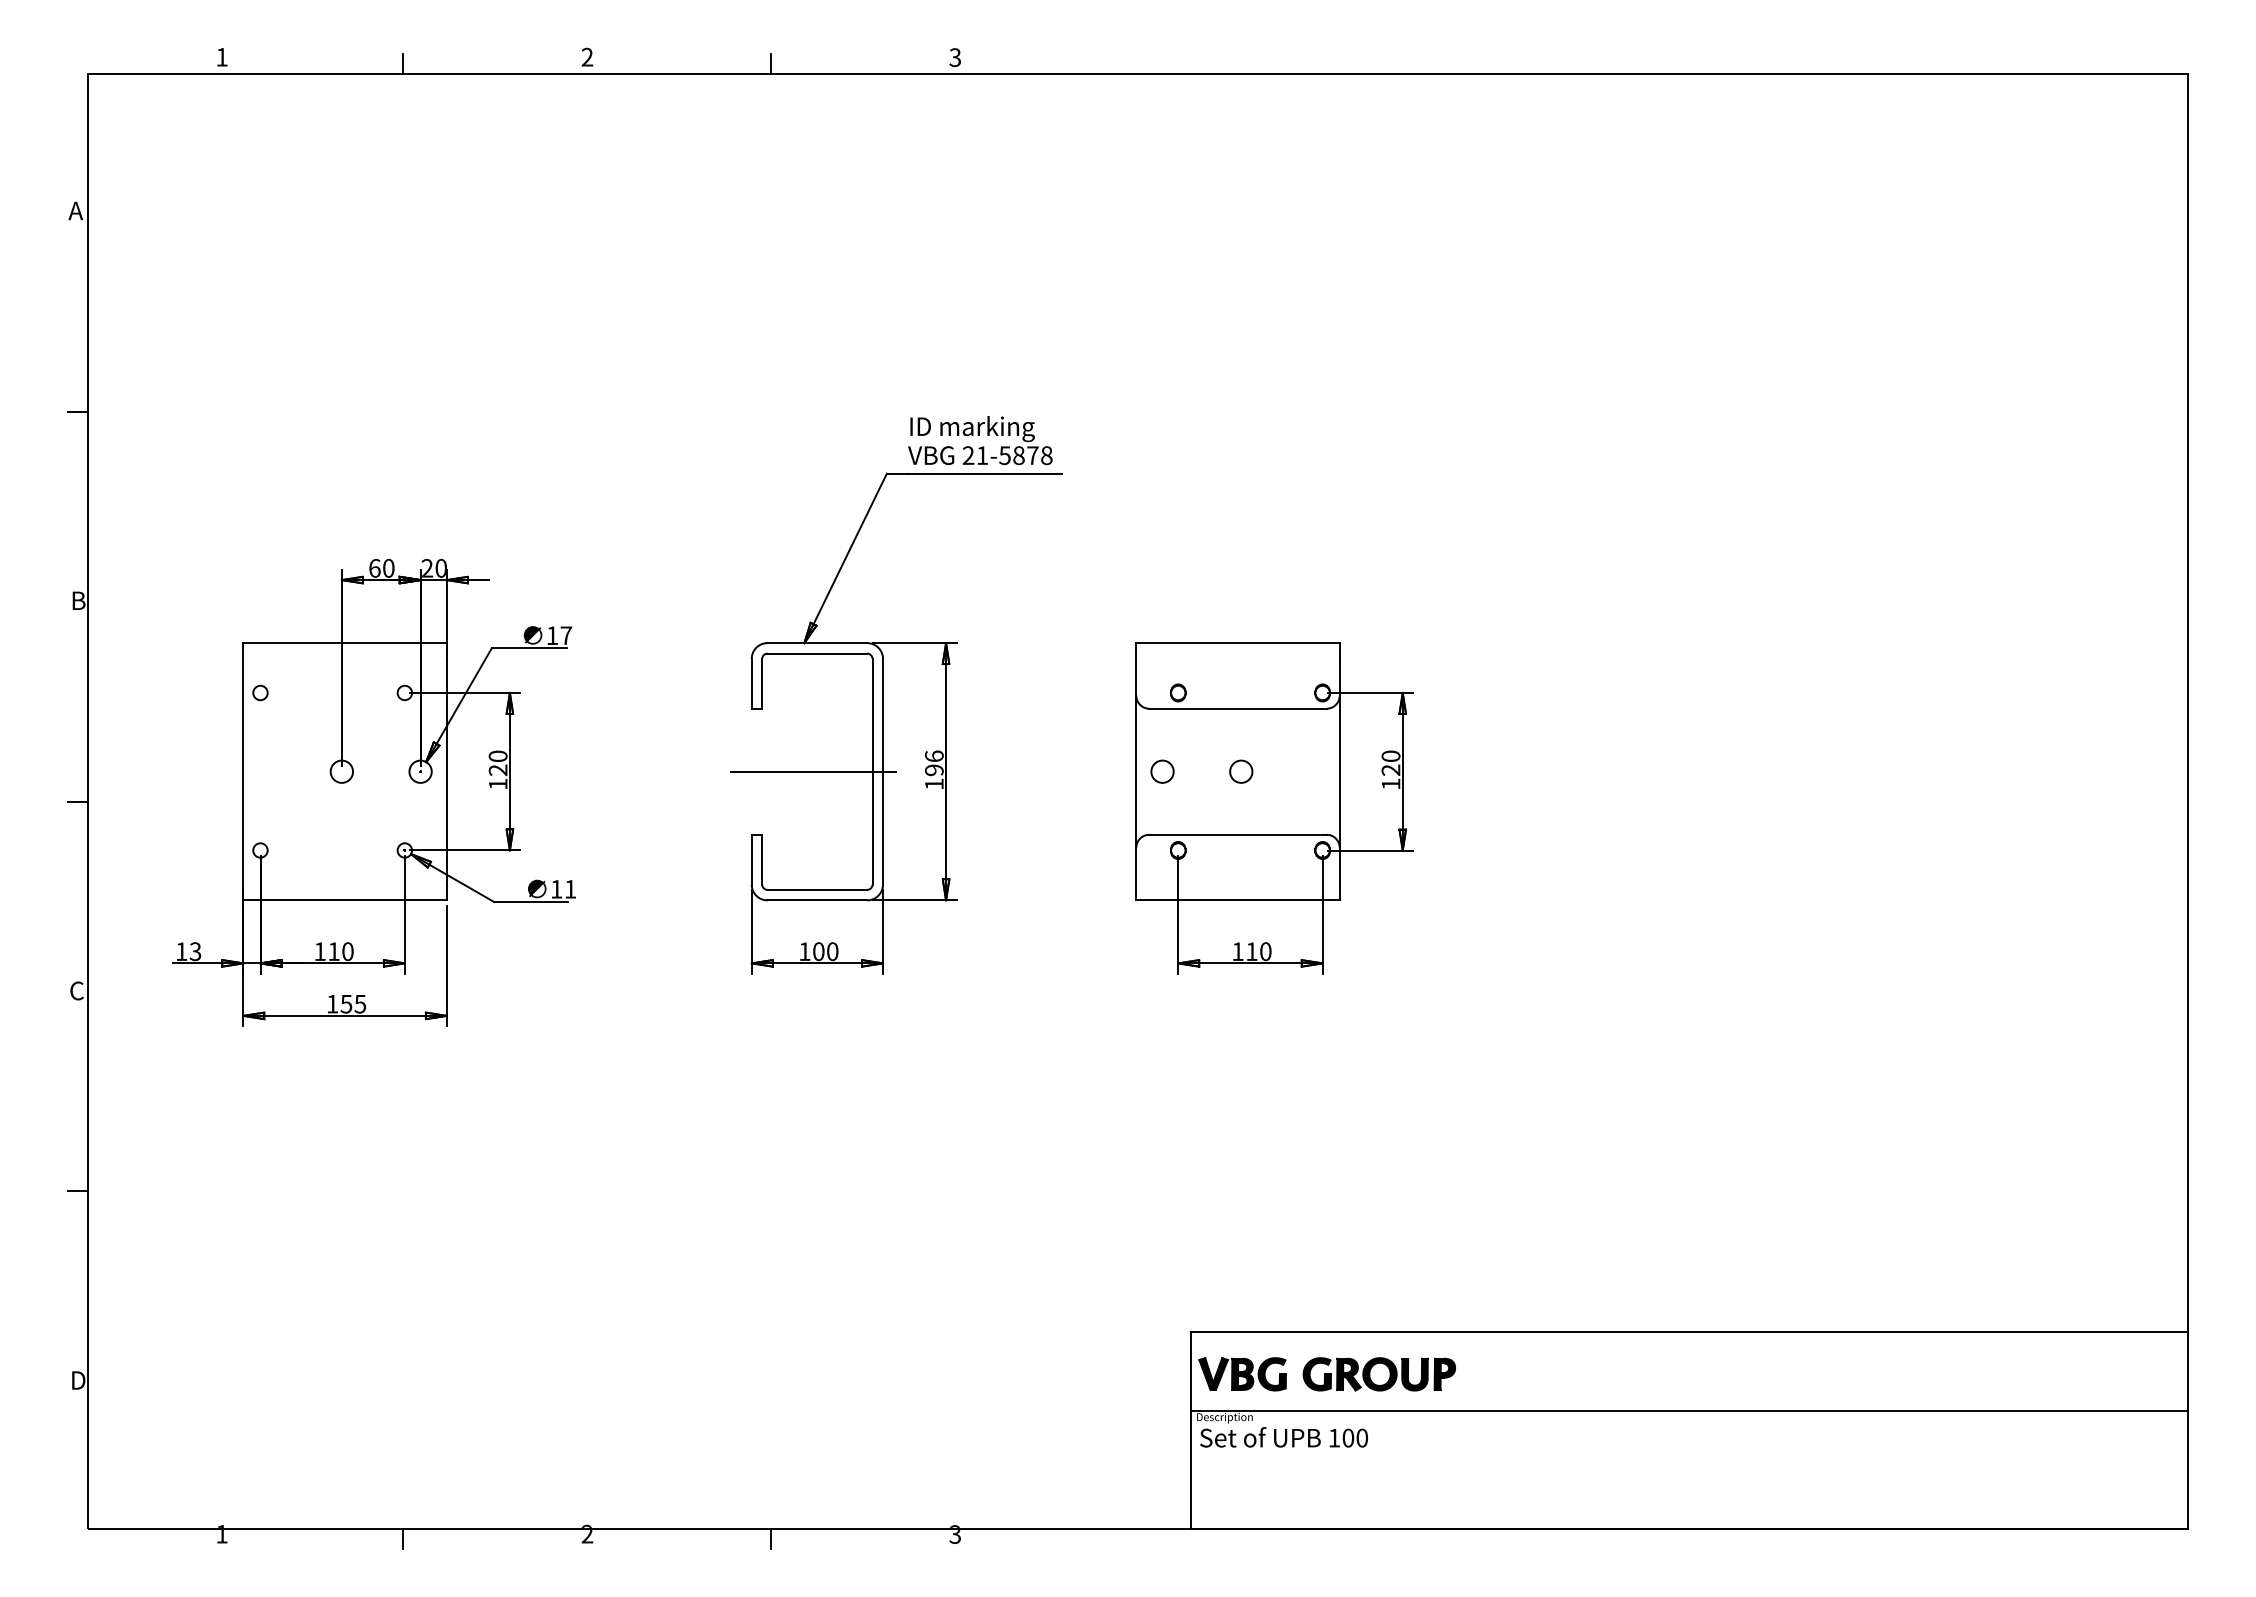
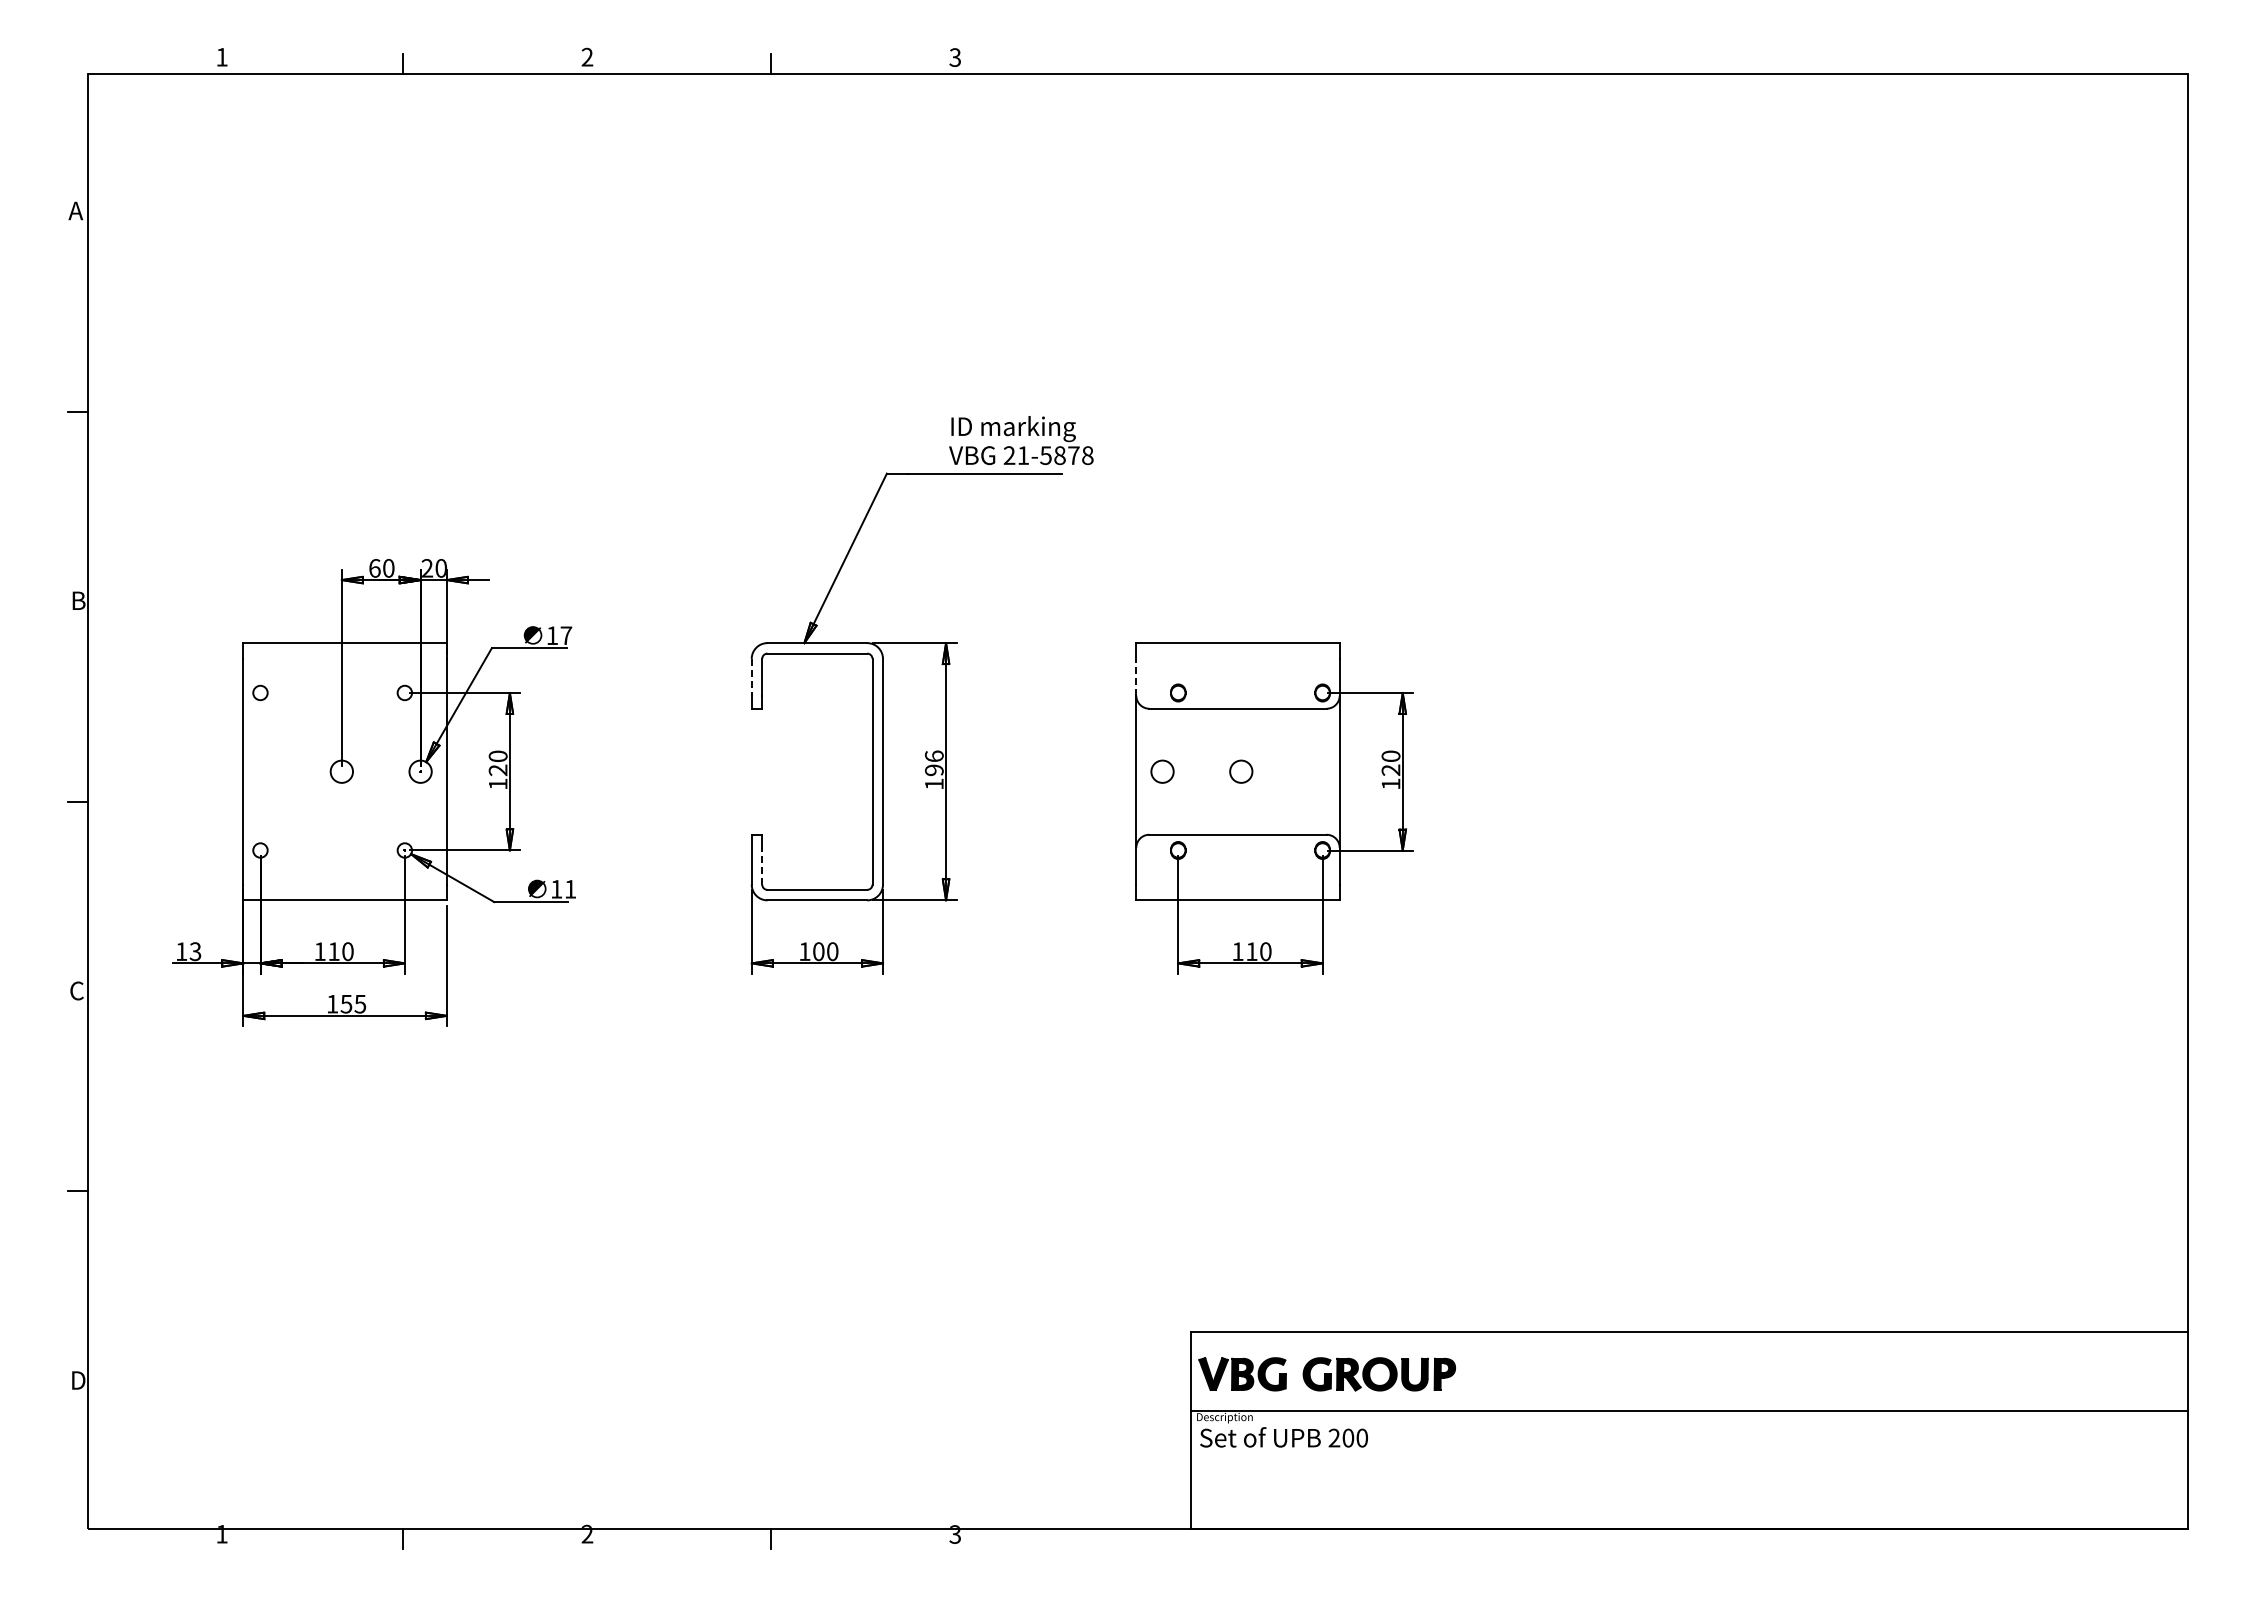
text position: (980, 440) -> (1021, 440) (1021, 440)
line: solid -> dashed (1136, 676)
line: solid -> dashed (751, 677)
line: present -> none (813, 771)
line: solid -> dashed (762, 865)
text: 100 -> 200 (1334, 1437)
